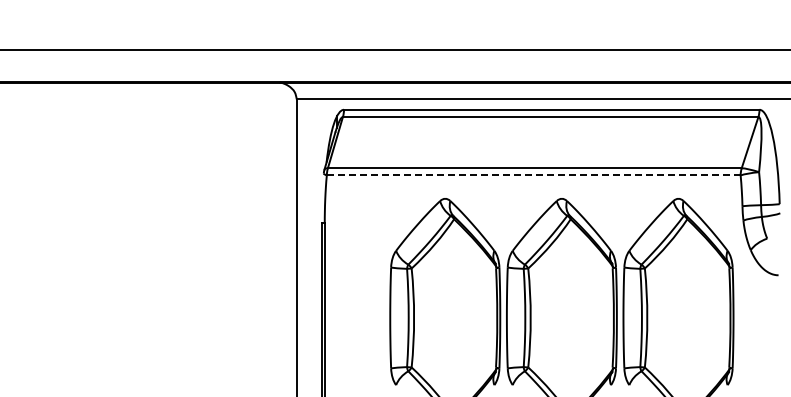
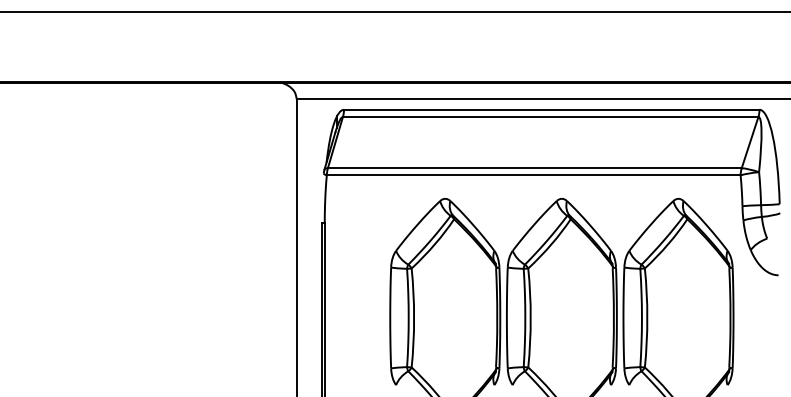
line position: (394, 49) -> (394, 11) (394, 11)
line: dashed -> solid (533, 175)
